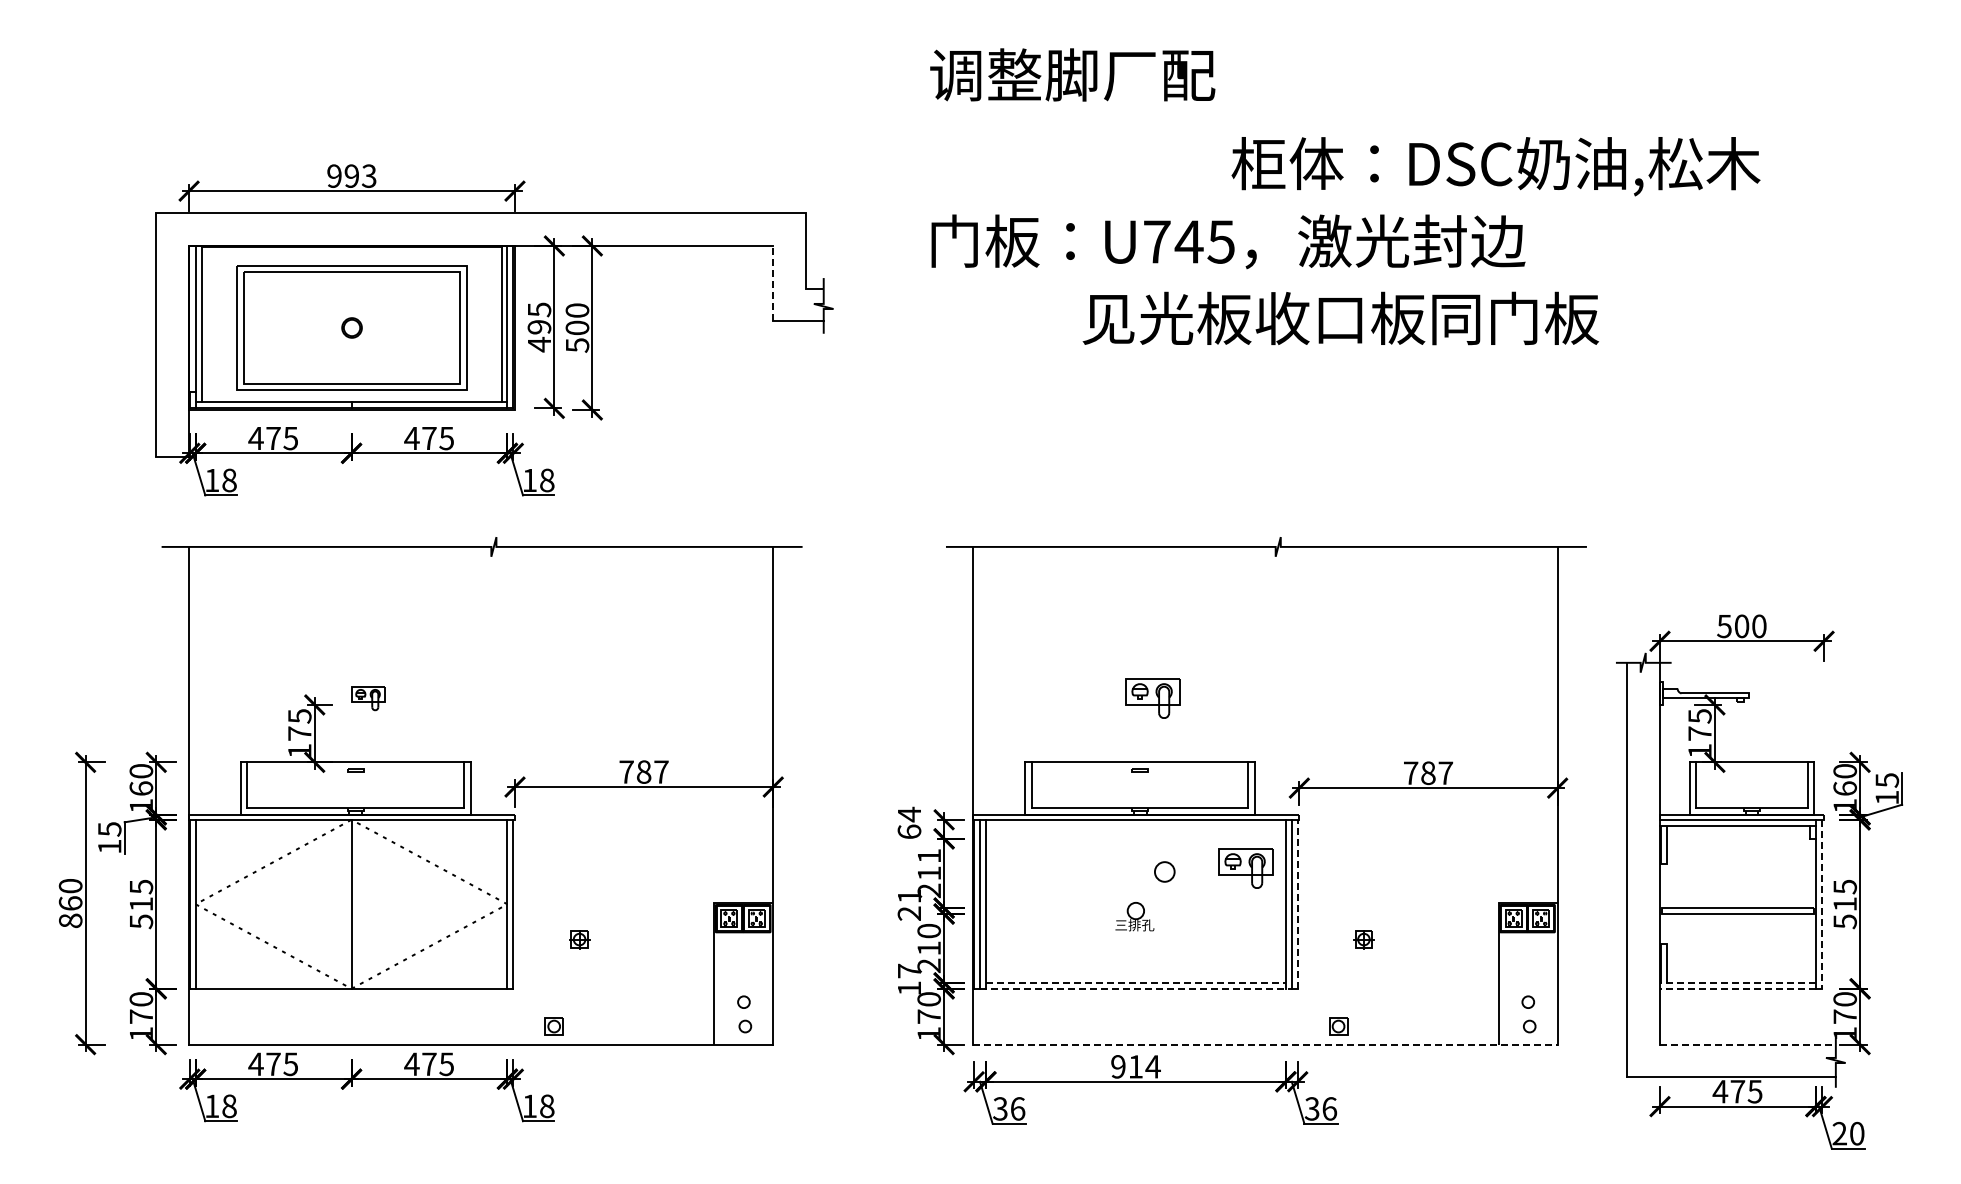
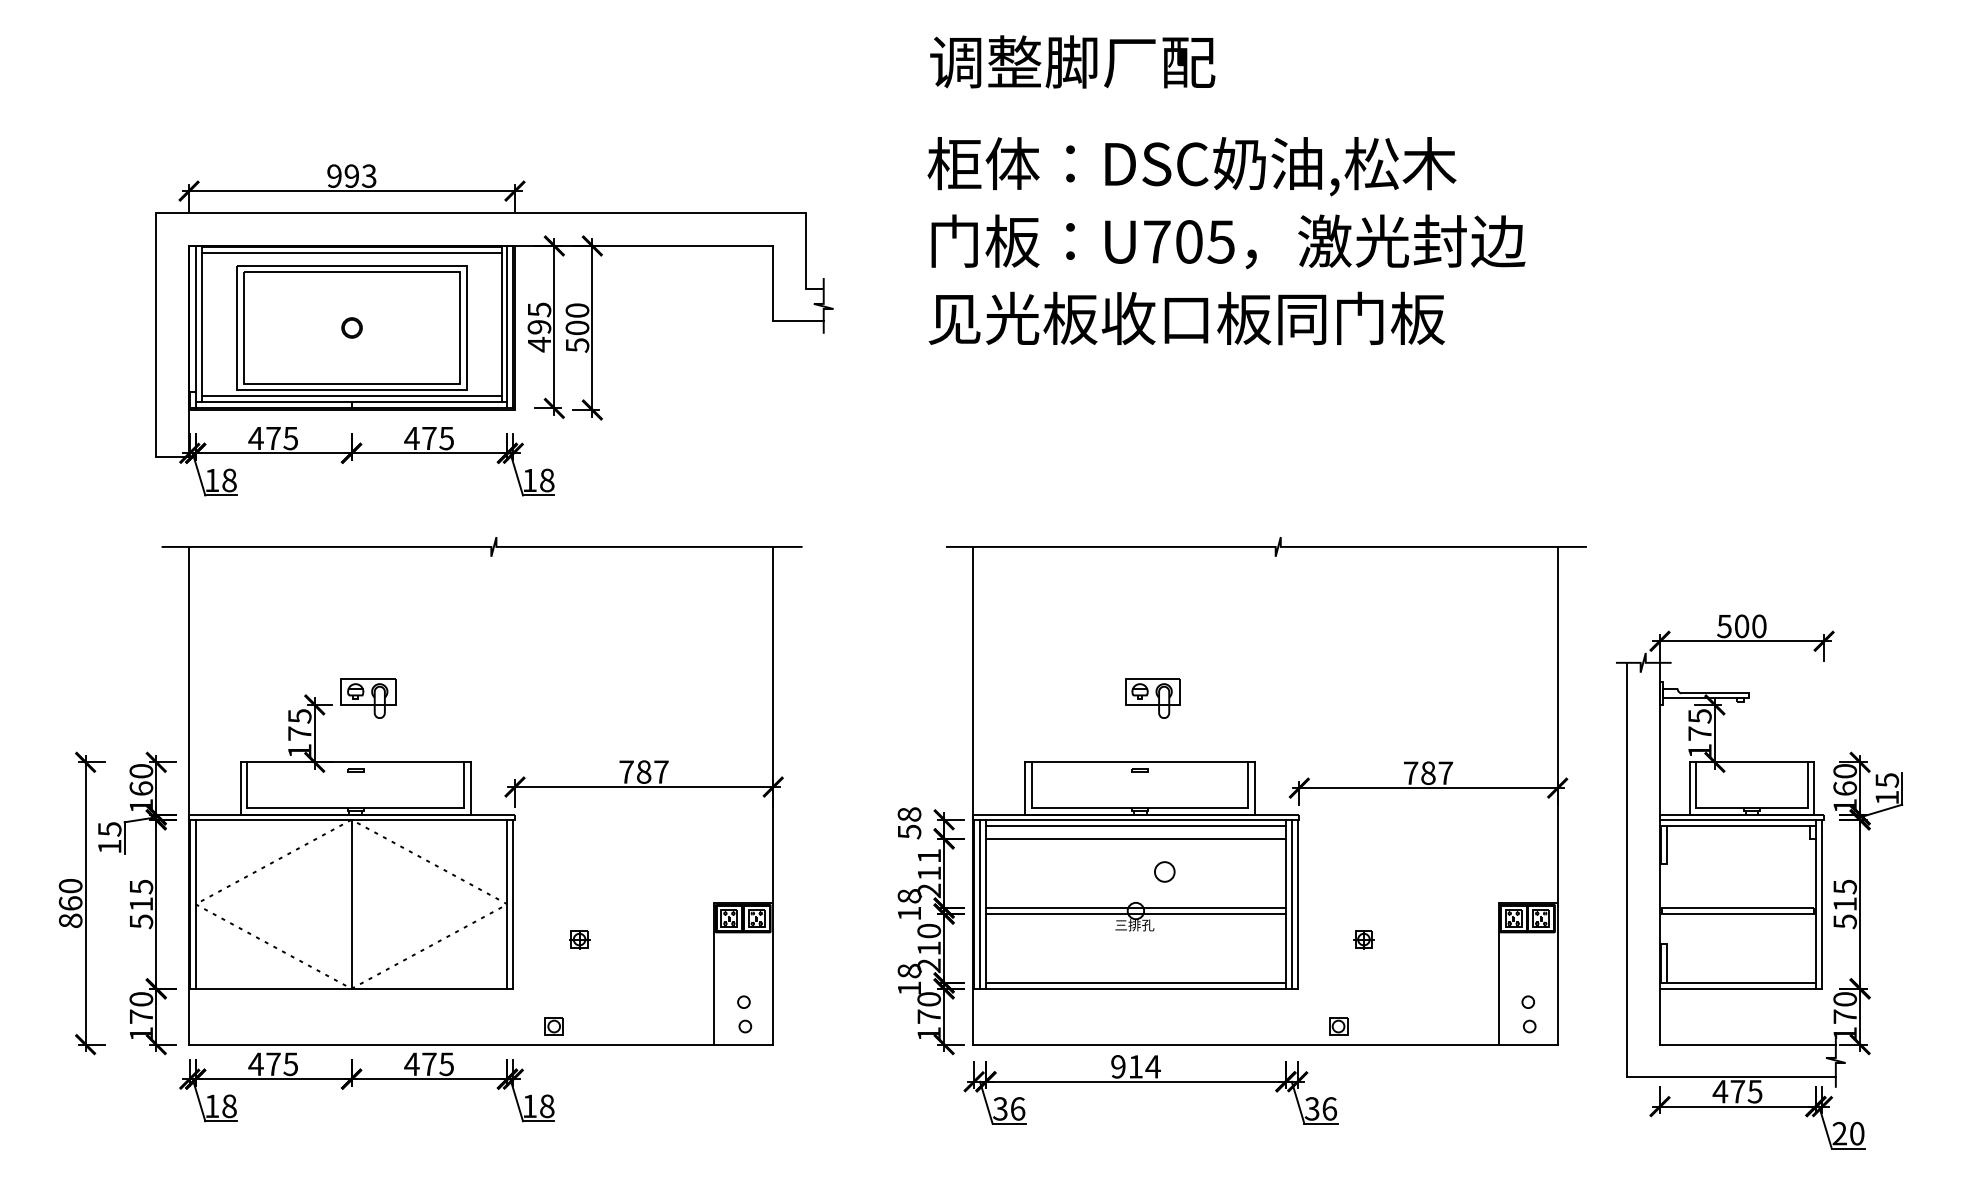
text position: (1072, 74) -> (1072, 61) (1072, 61)
text position: (1495, 166) -> (1191, 166) (1191, 166)
text: U745 -> U705 (1188, 241)
line: none -> present (351, 252)
line: dashed -> solid (773, 283)
text position: (1340, 318) -> (1186, 318) (1186, 318)
line: none -> present (351, 395)
part size: 35x26 px -> 57x41 px (368, 698)
text: 64 -> 58 (909, 822)
line: none -> present (1135, 825)
line: none -> present (1135, 838)
part: present -> none (1245, 868)
text: 21 -> 18 (909, 904)
line: dashed -> solid (1297, 904)
line: dashed -> solid (1822, 904)
line: none -> present (1135, 908)
line: none -> present (1135, 913)
text: 17 -> 18 (909, 970)
line: dashed -> solid (1135, 982)
line: dashed -> solid (1737, 982)
line: dashed -> solid (1135, 988)
line: dashed -> solid (1737, 988)
line: dashed -> solid (1266, 1044)
line: dashed -> solid (1747, 1044)
